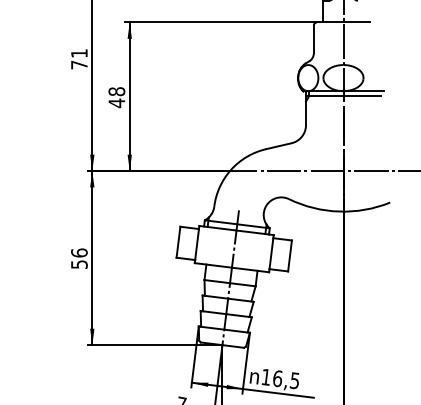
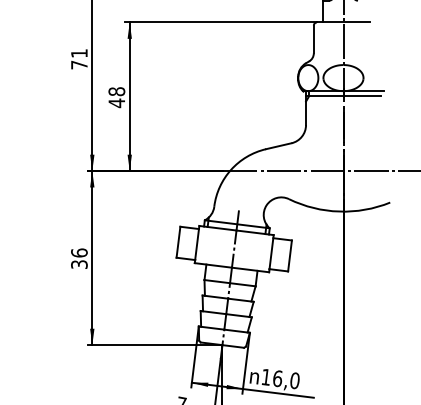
text: 56 -> 36 (78, 264)
text: 16,5 -> 16,0 (294, 380)
